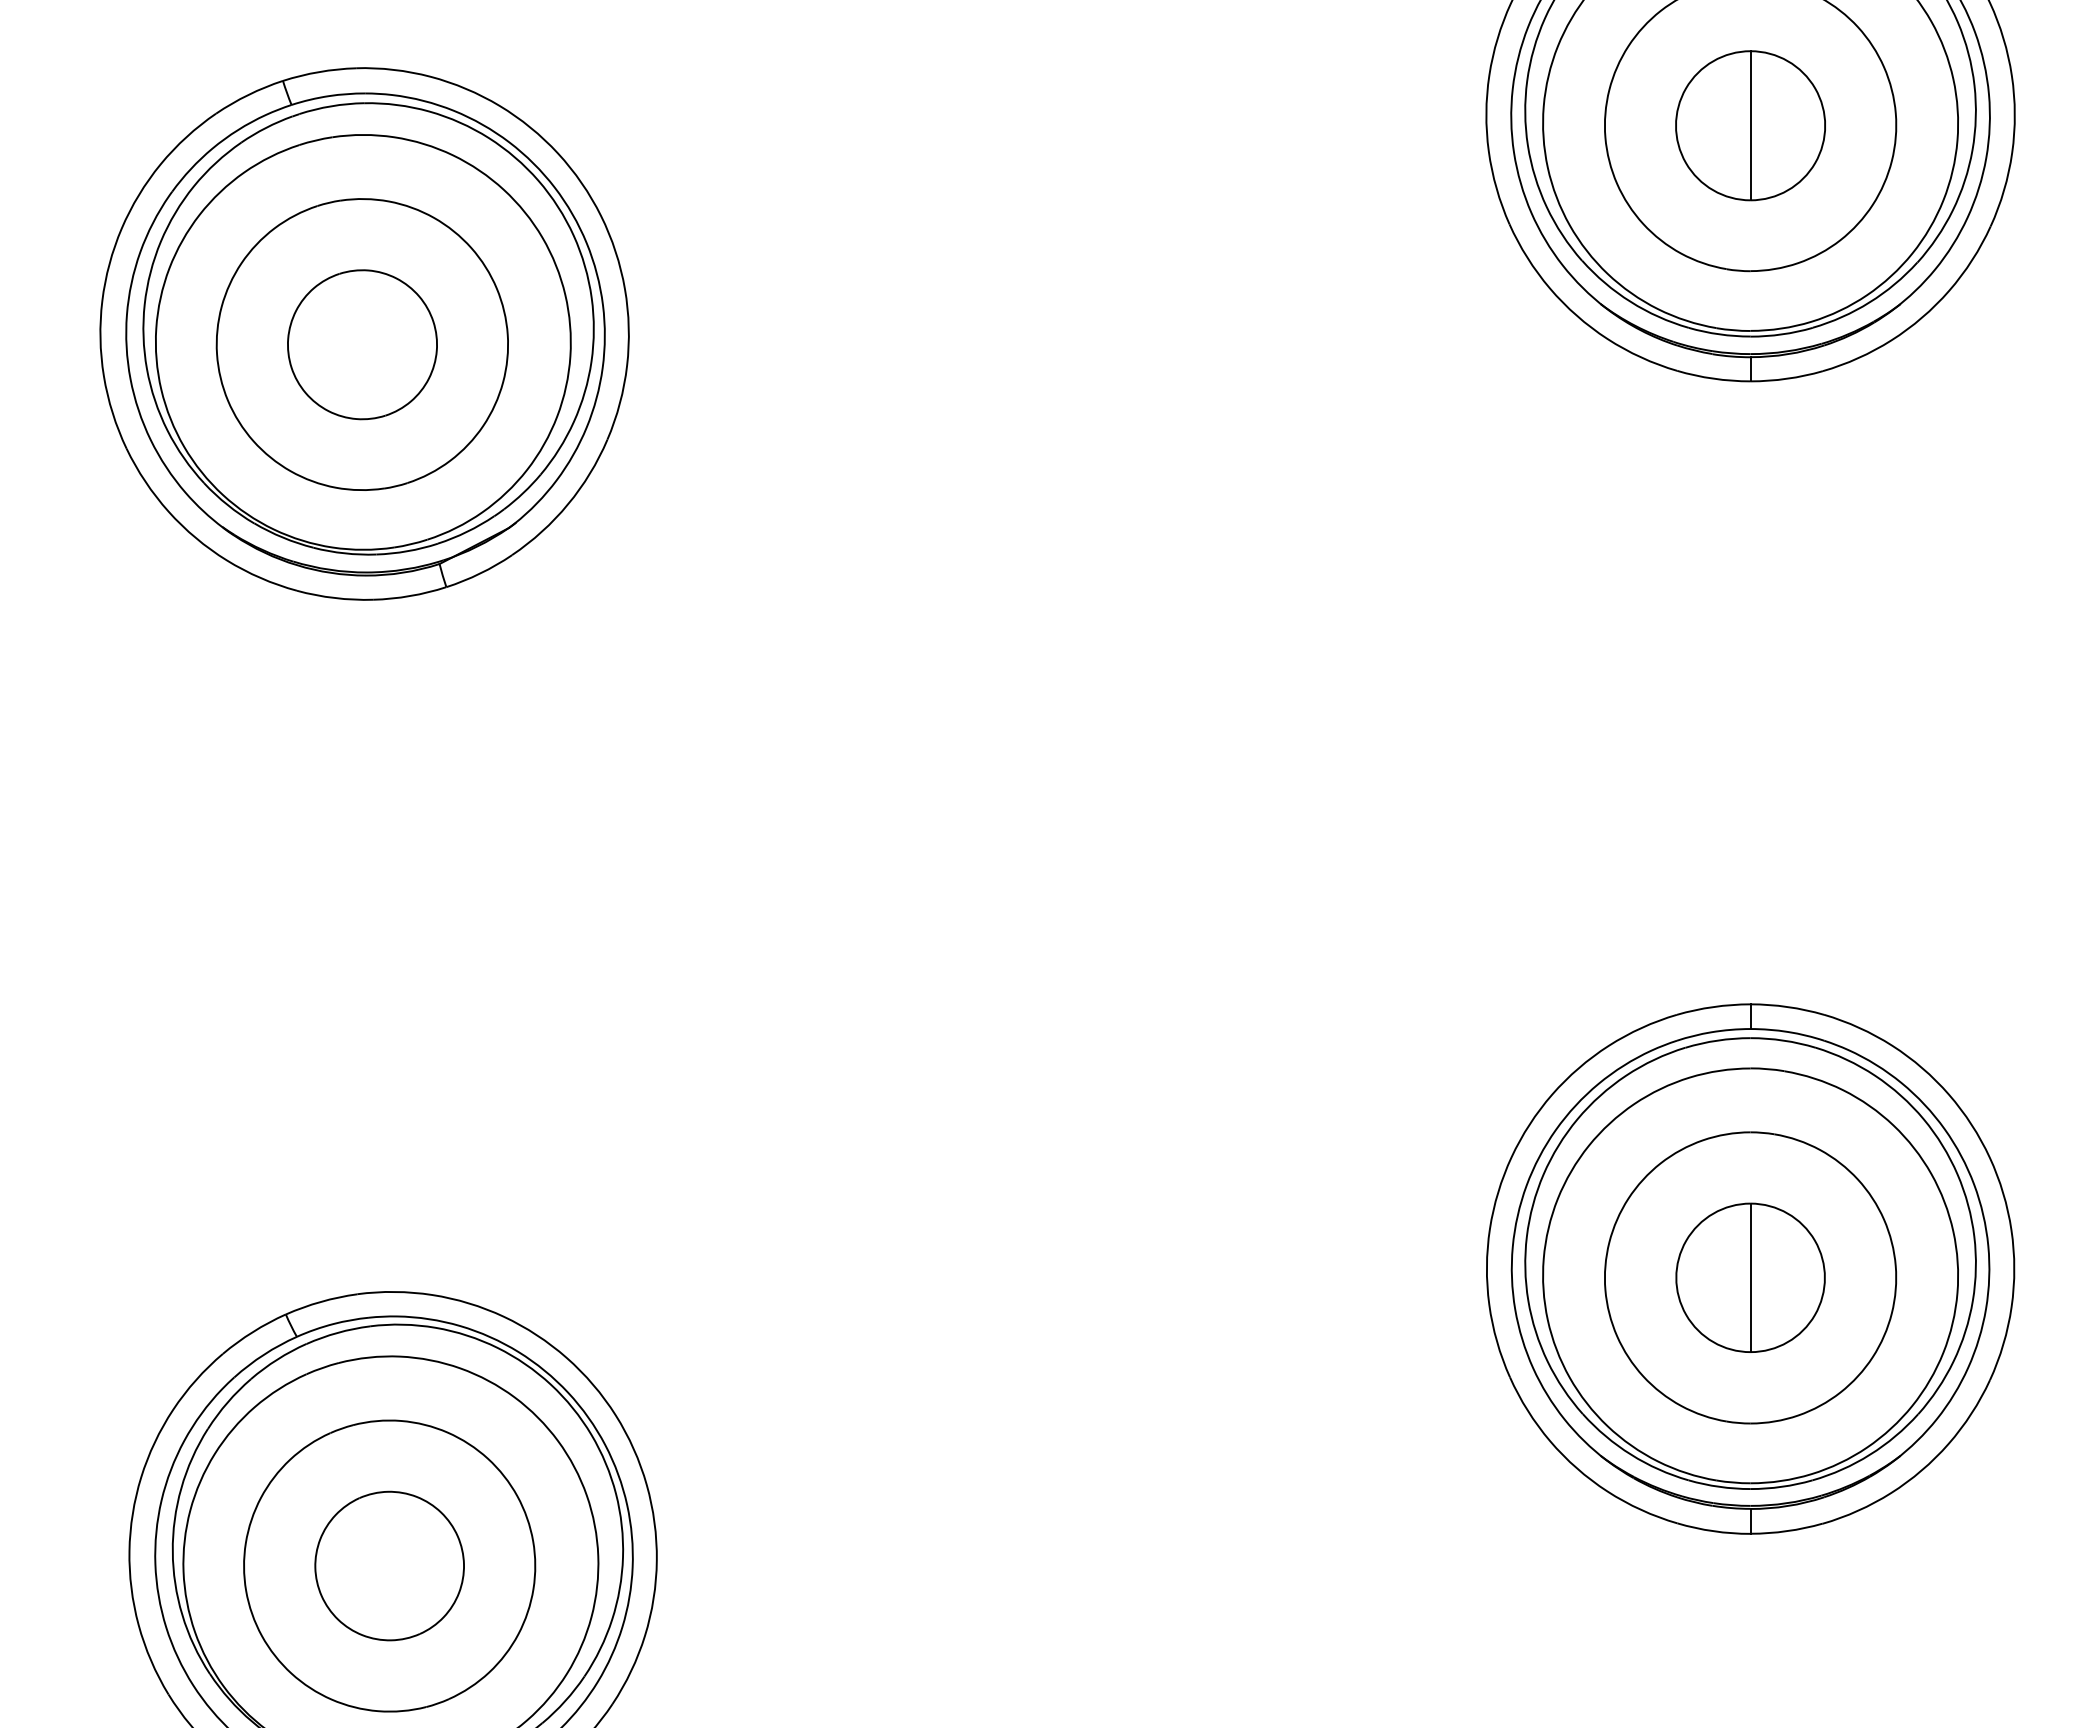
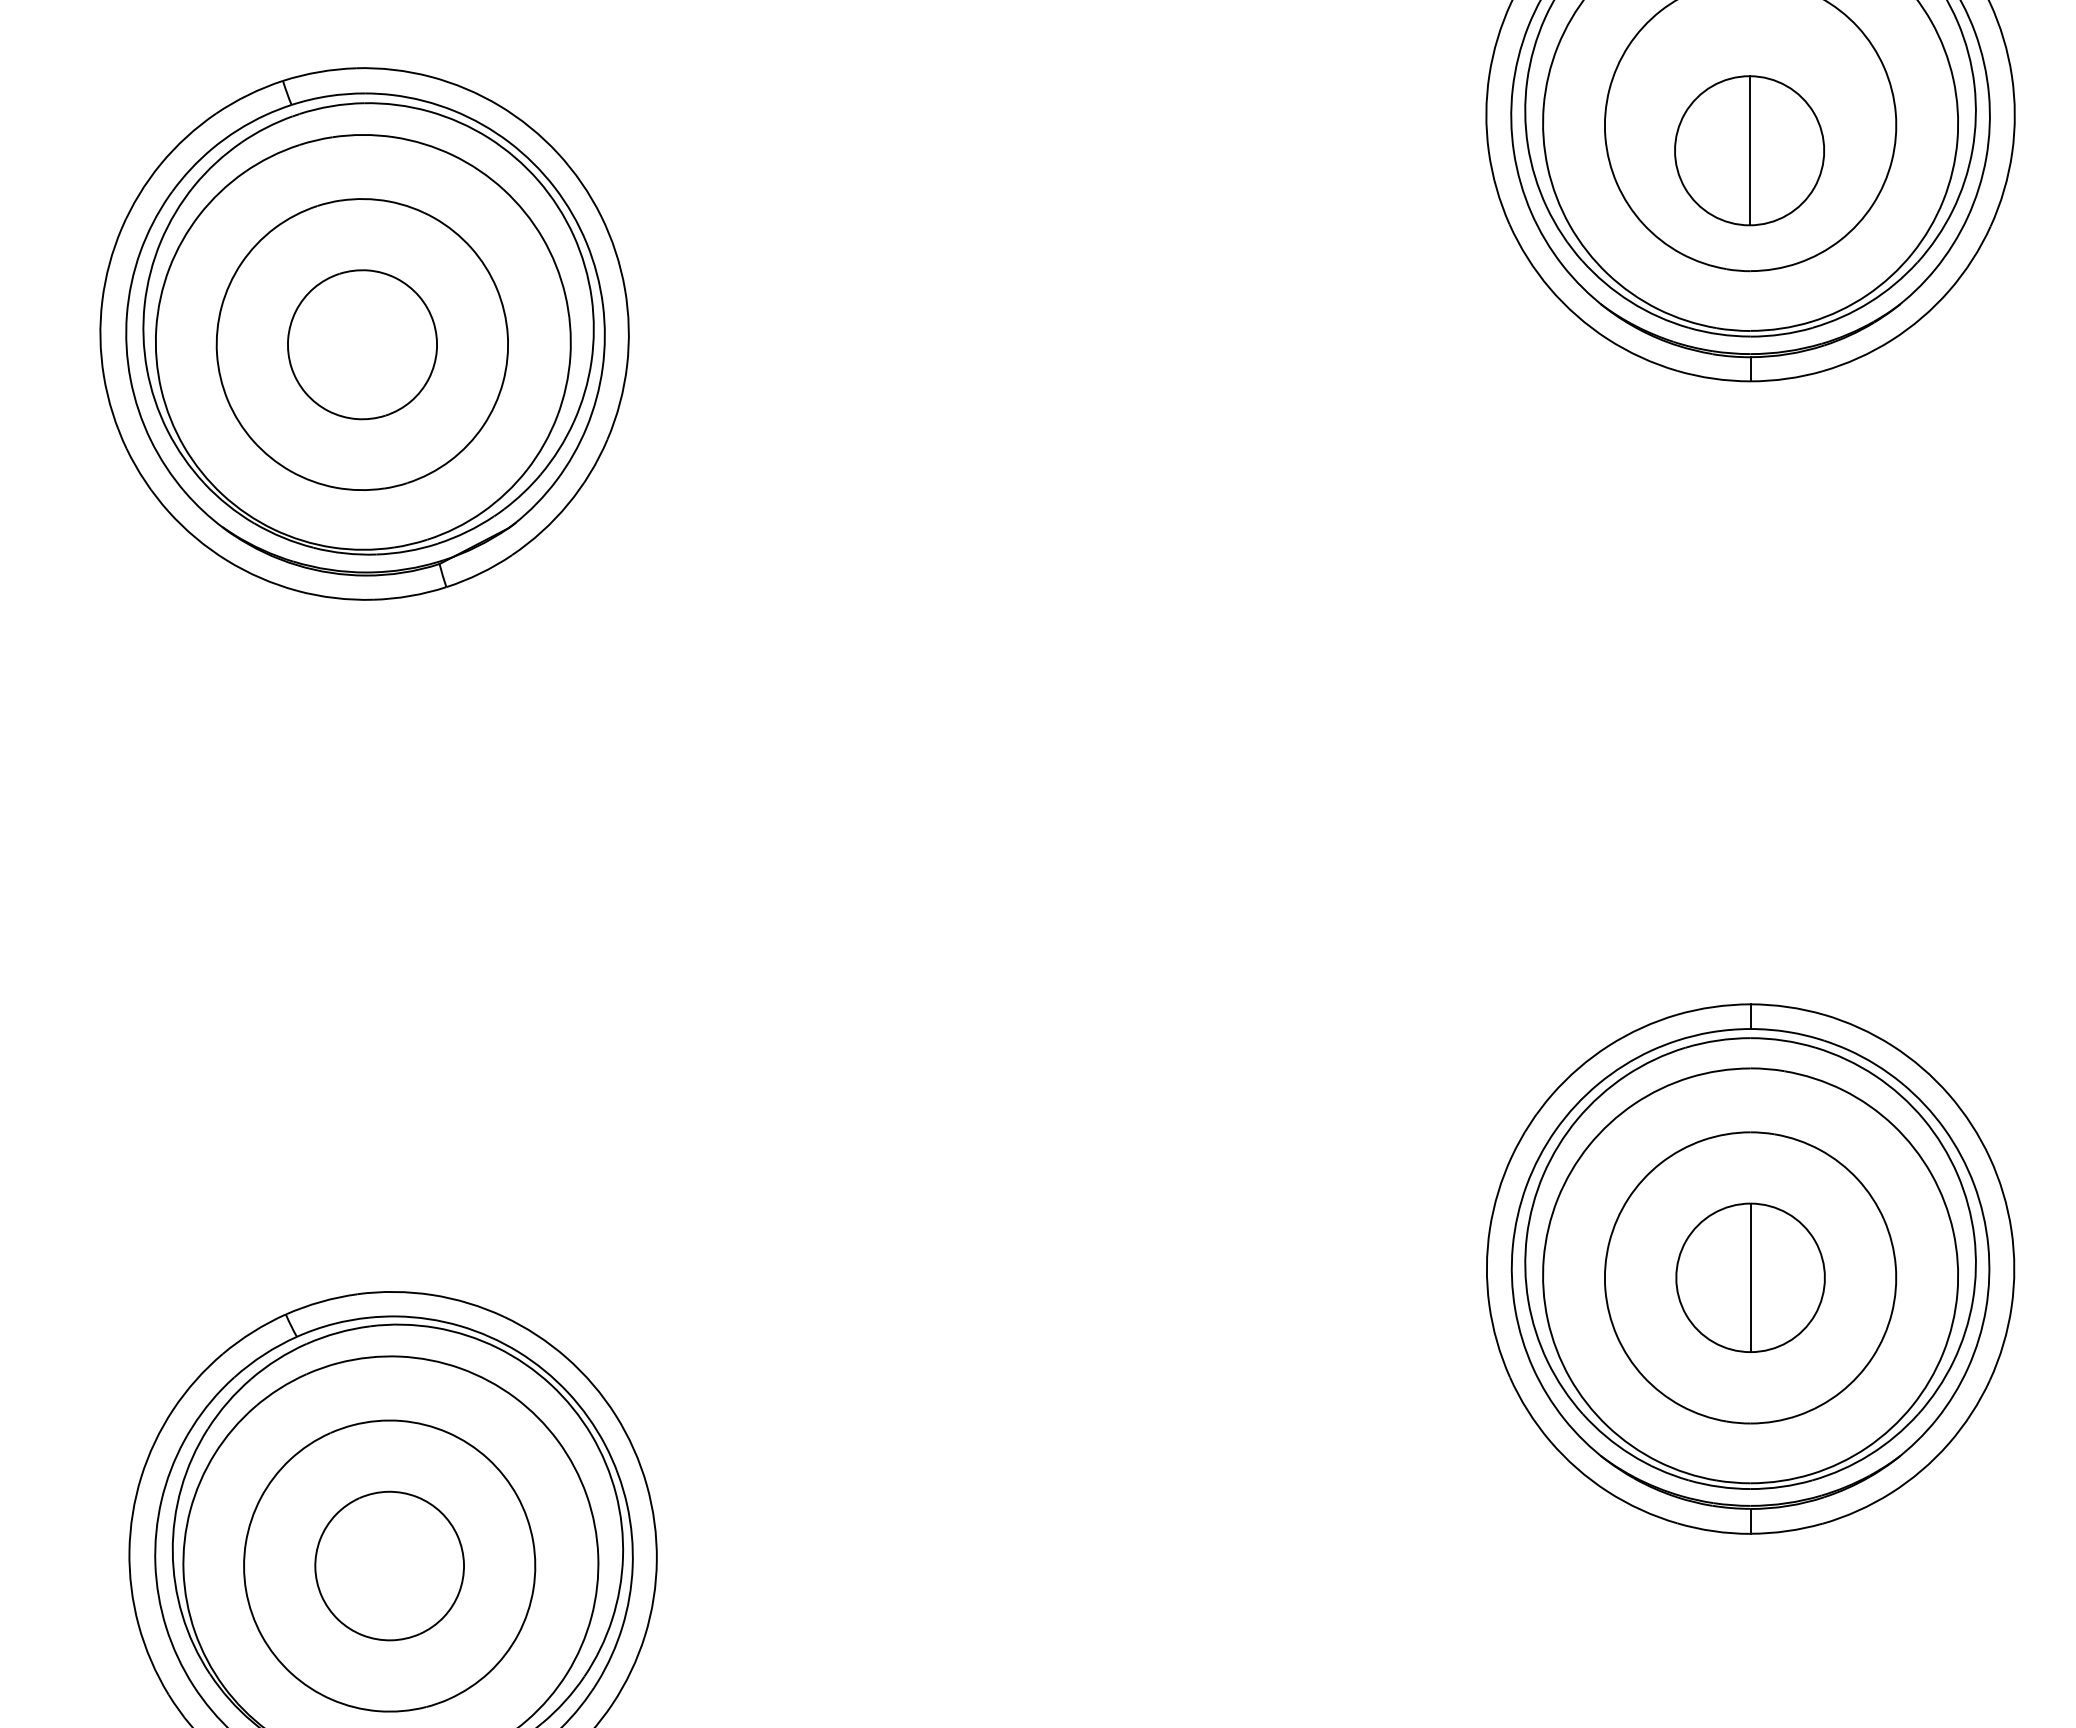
part position: (1750, 125) -> (1749, 150) (1749, 150)
